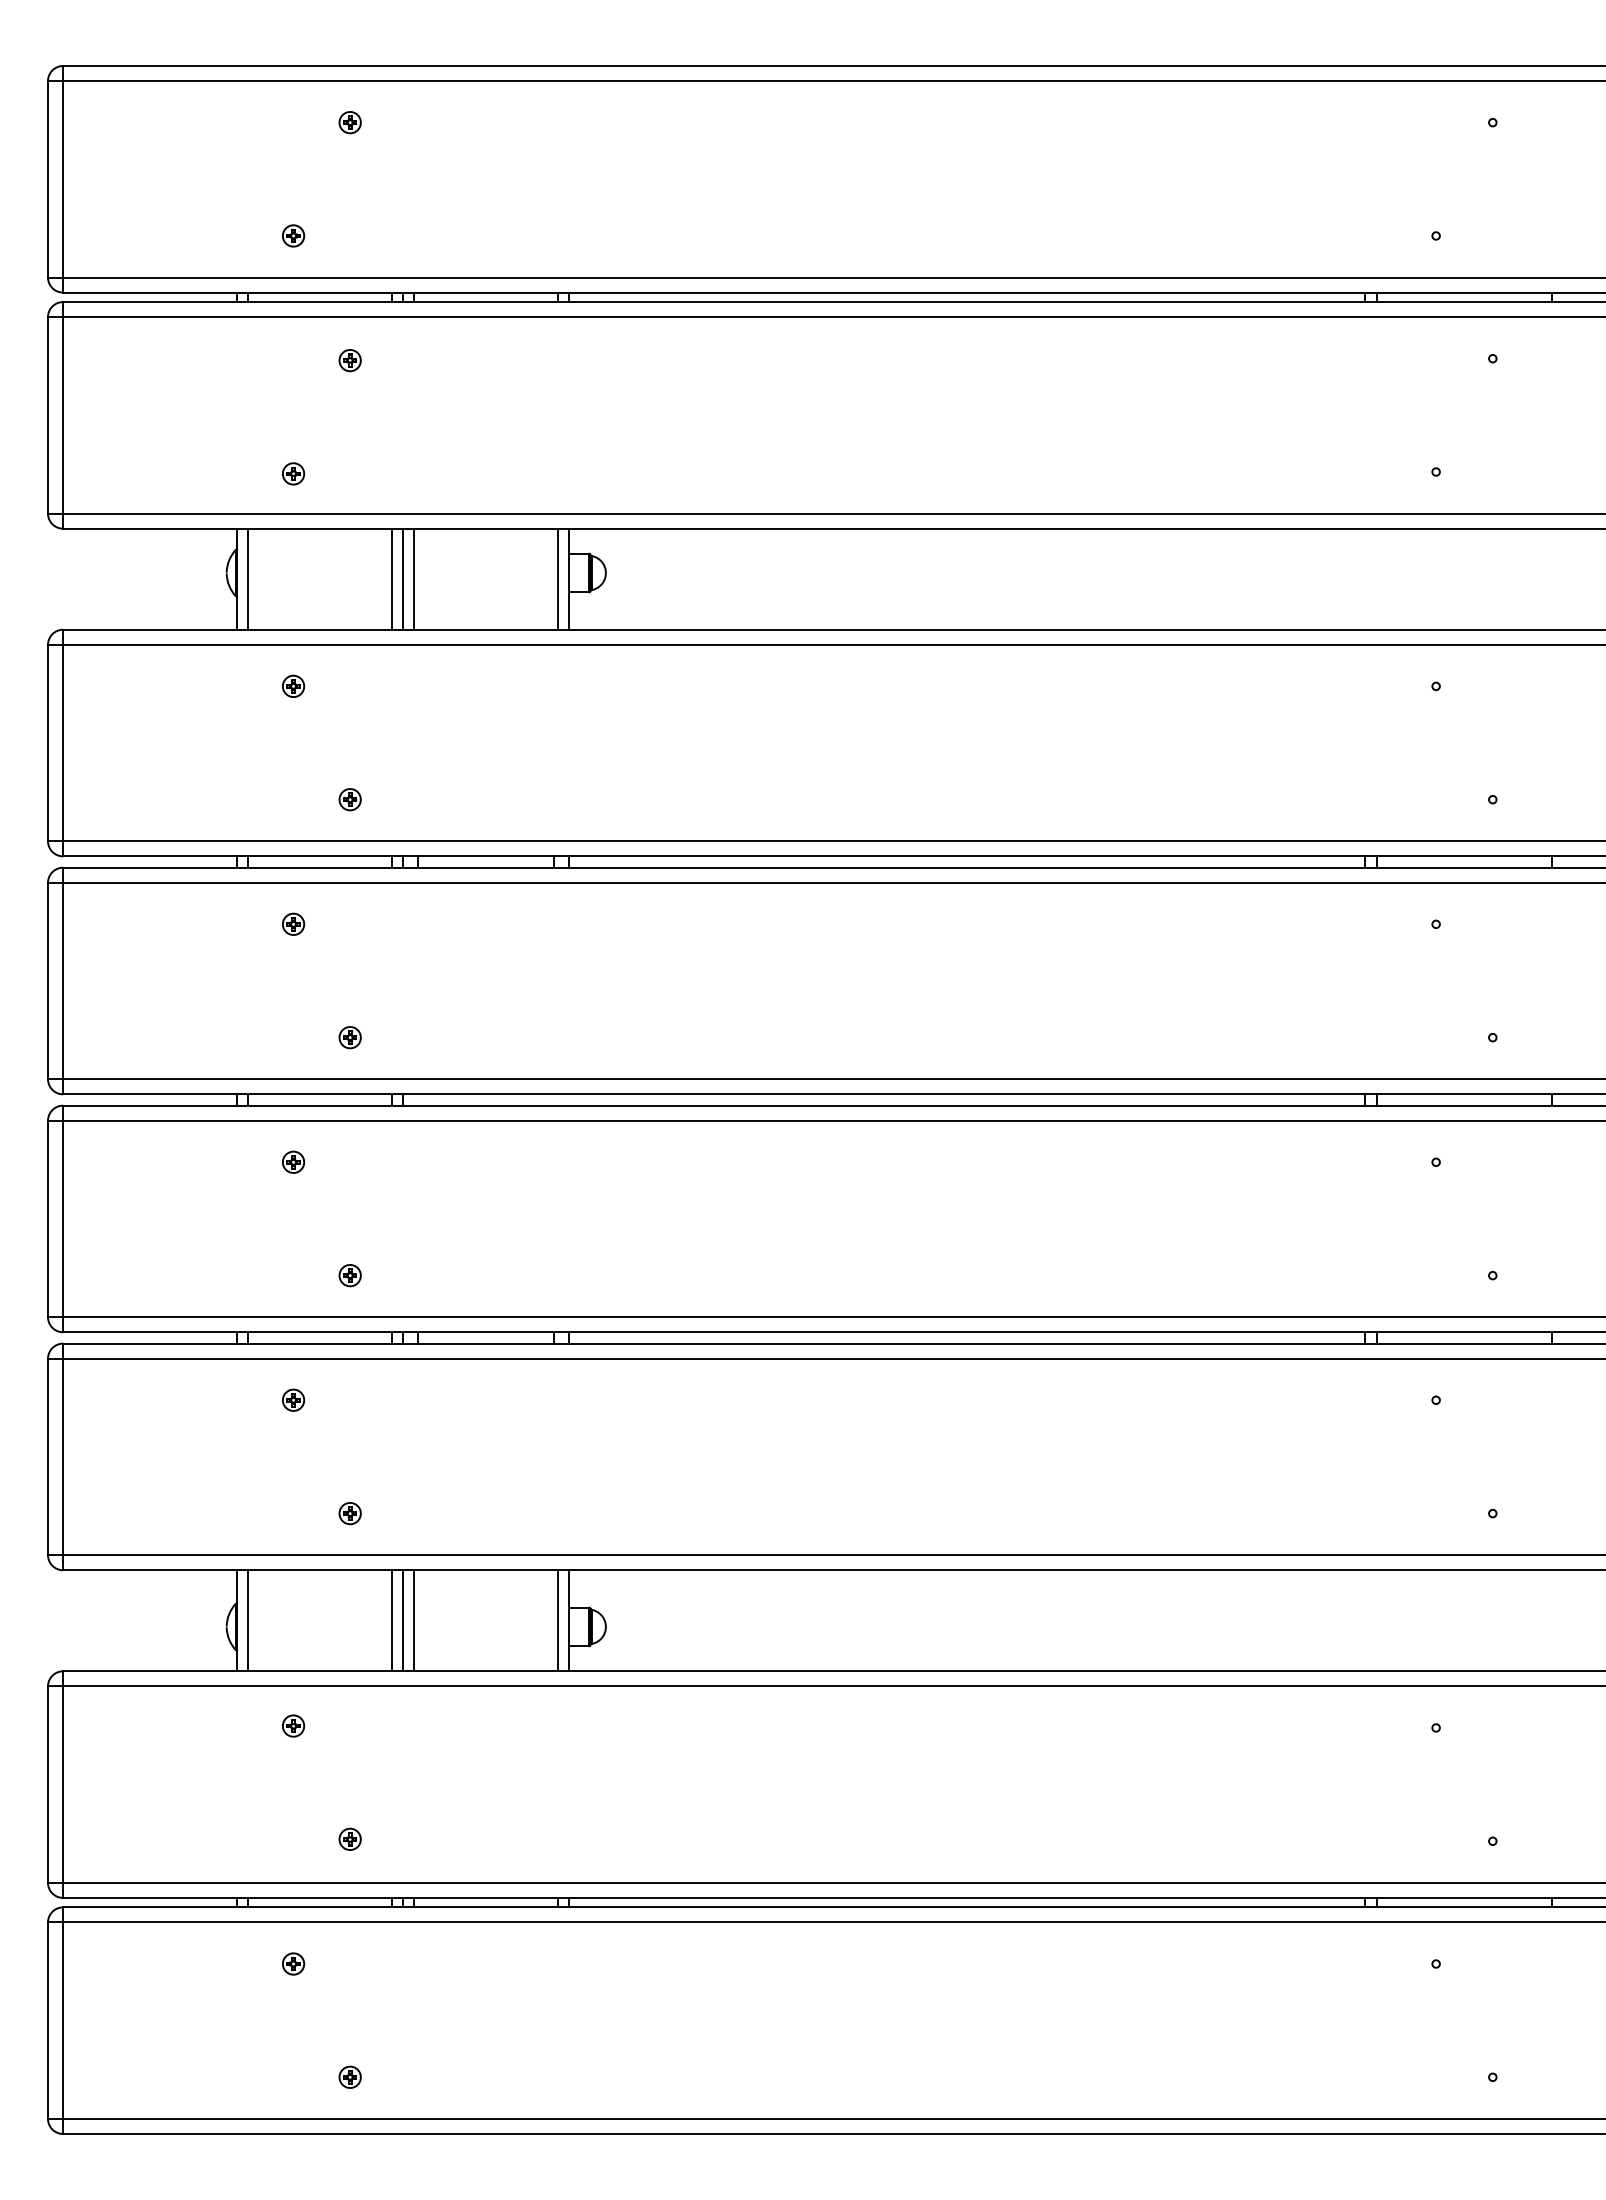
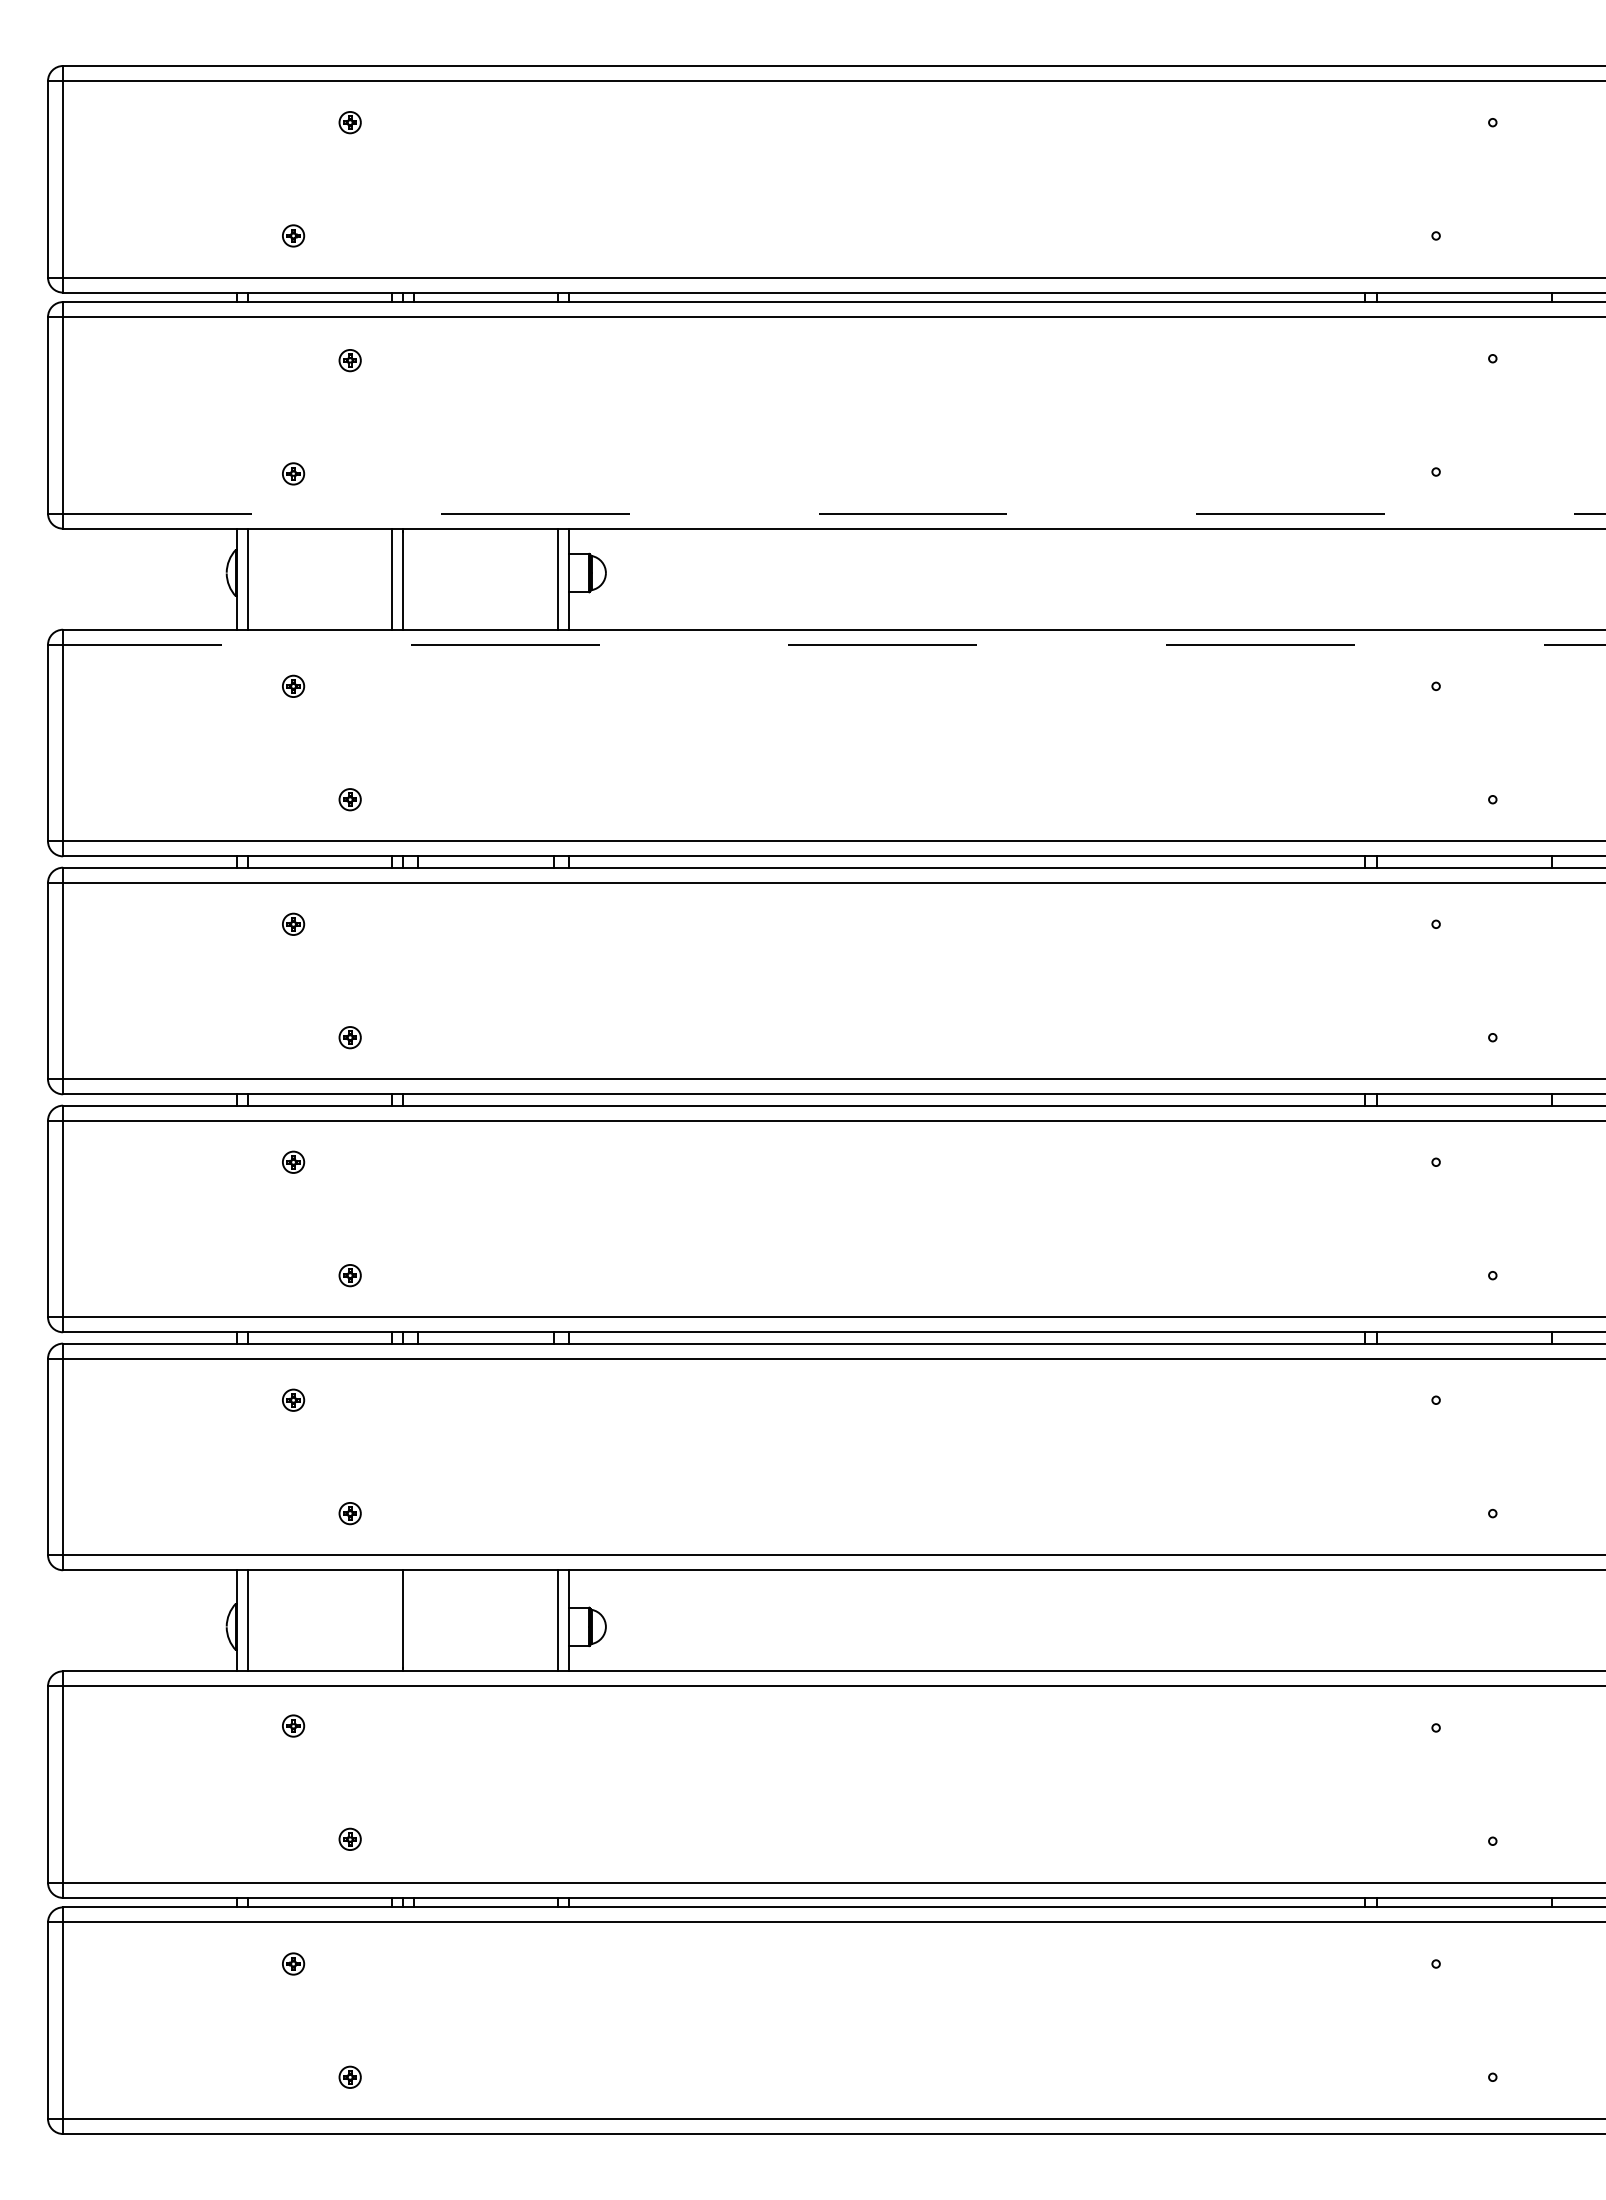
line: solid -> dashed (835, 513)
line: present -> none (414, 578)
line: solid -> dashed (834, 644)
line: present -> none (391, 1620)
line: present -> none (414, 1620)
